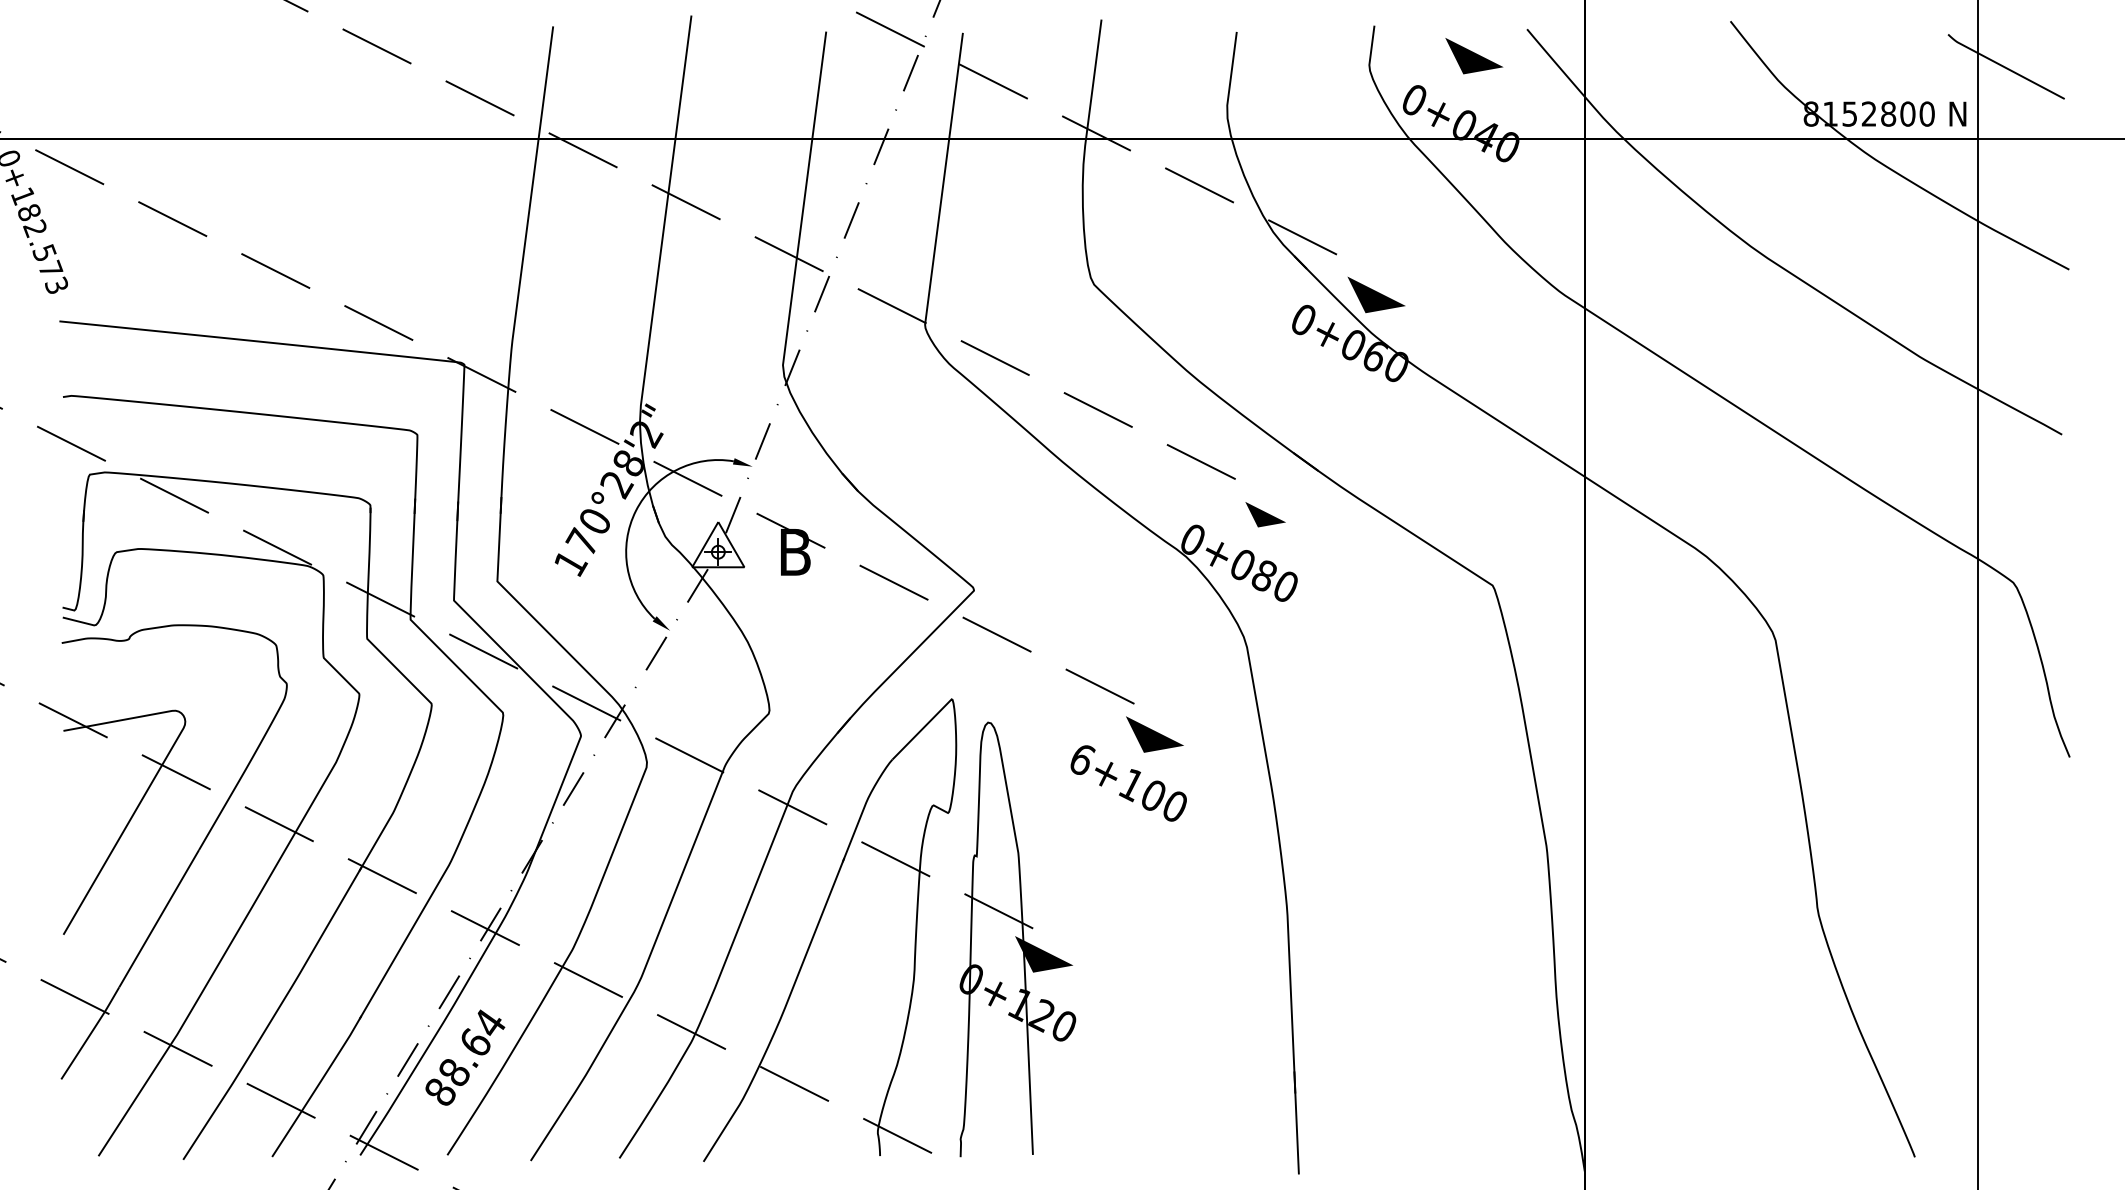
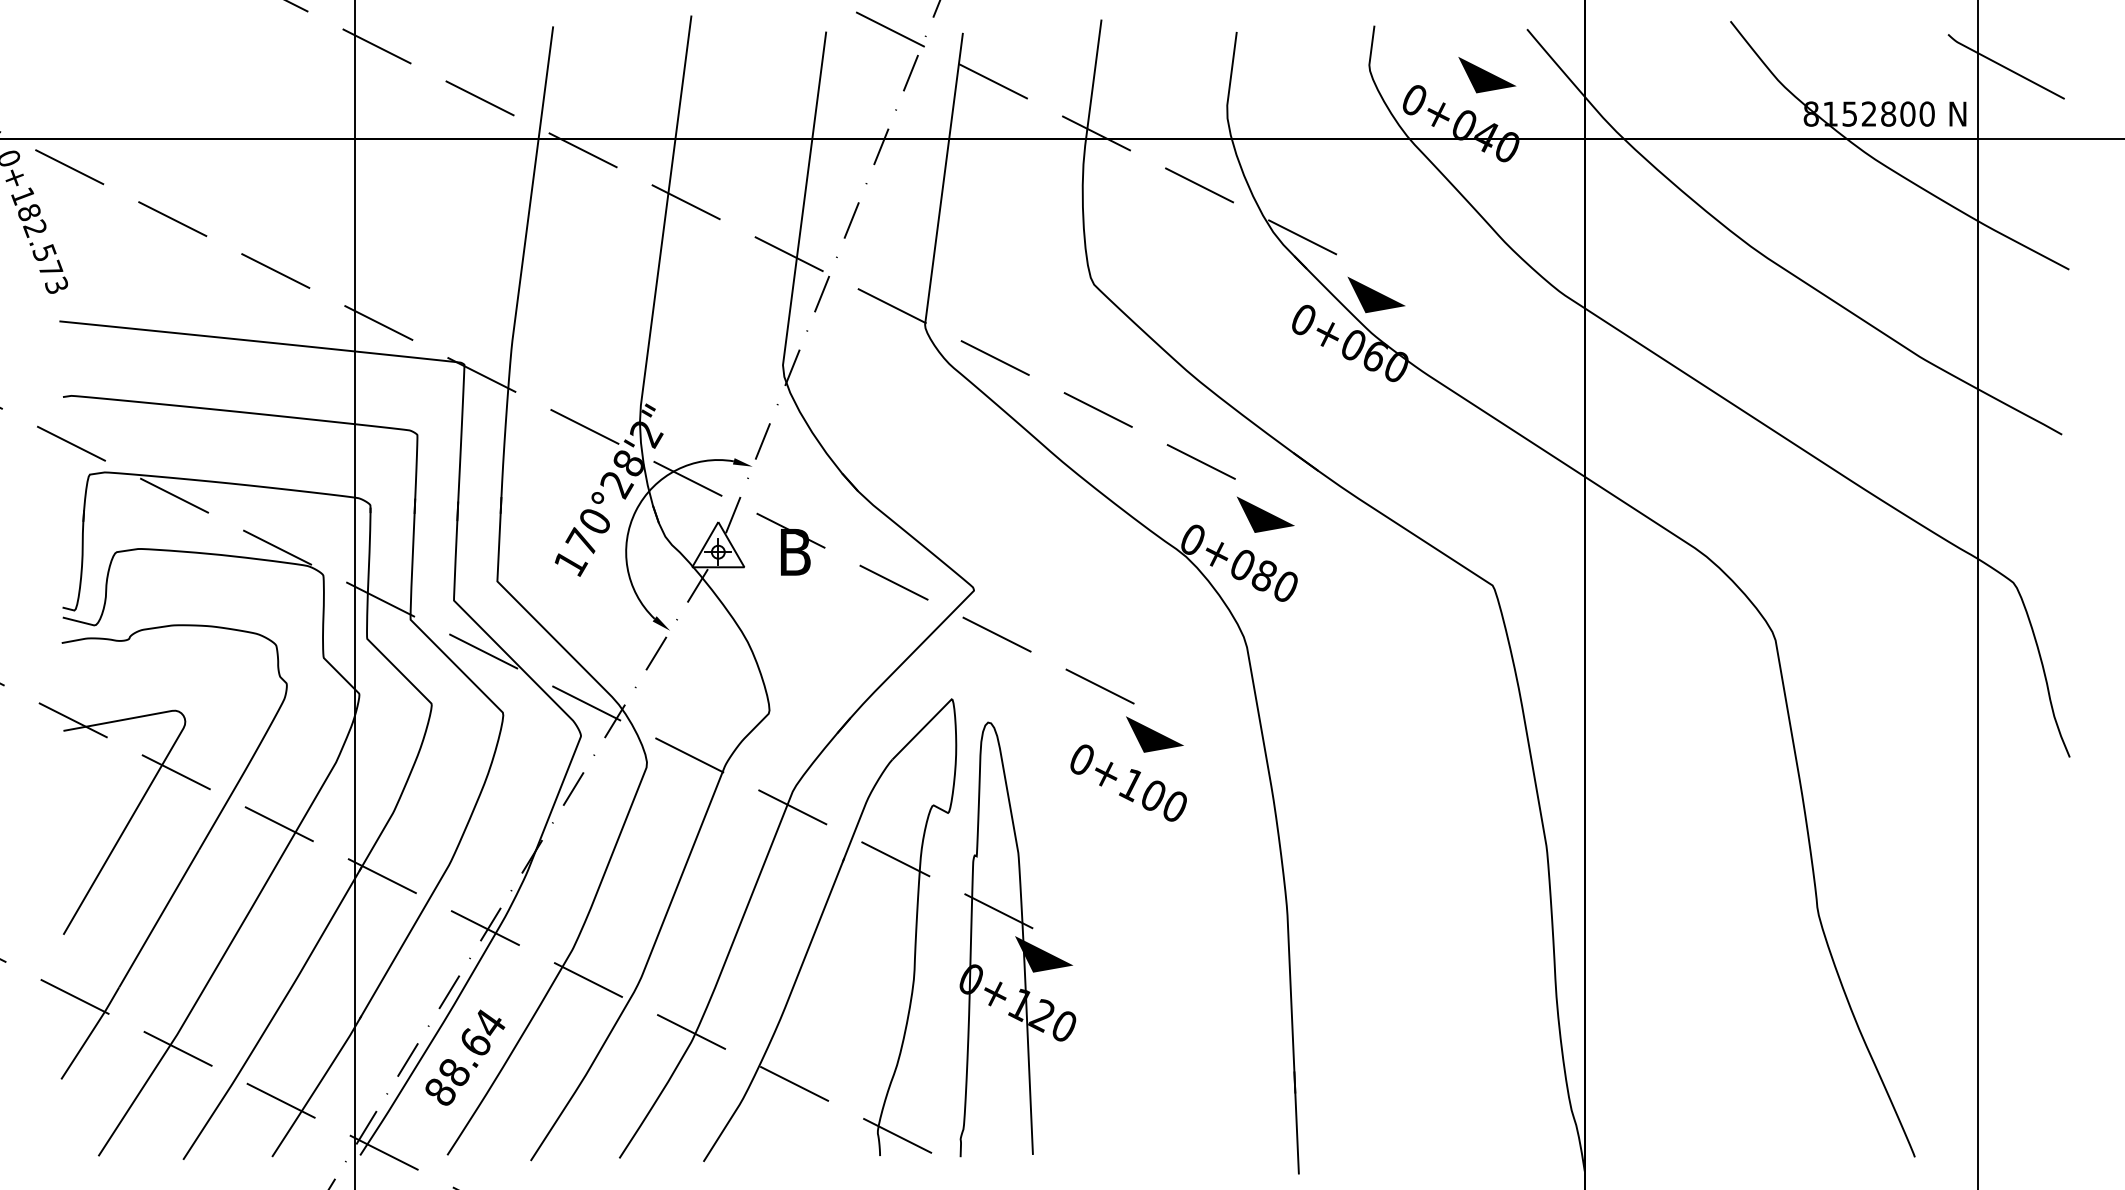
part position: (1474, 56) -> (1487, 75) (1487, 75)
part size: 41x26 px -> 59x37 px (1265, 514)
line: none -> present (354, 594)
text: 6+100 -> 0+100 (1082, 759)
